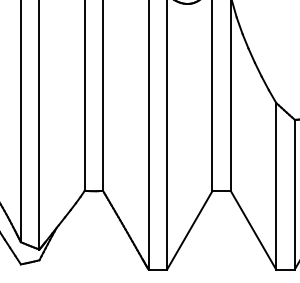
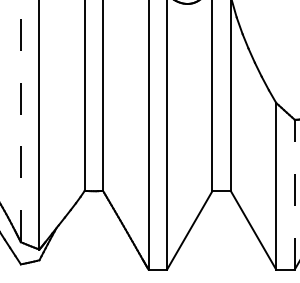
line: solid -> dashed (20, 121)
line: solid -> dashed (294, 194)
